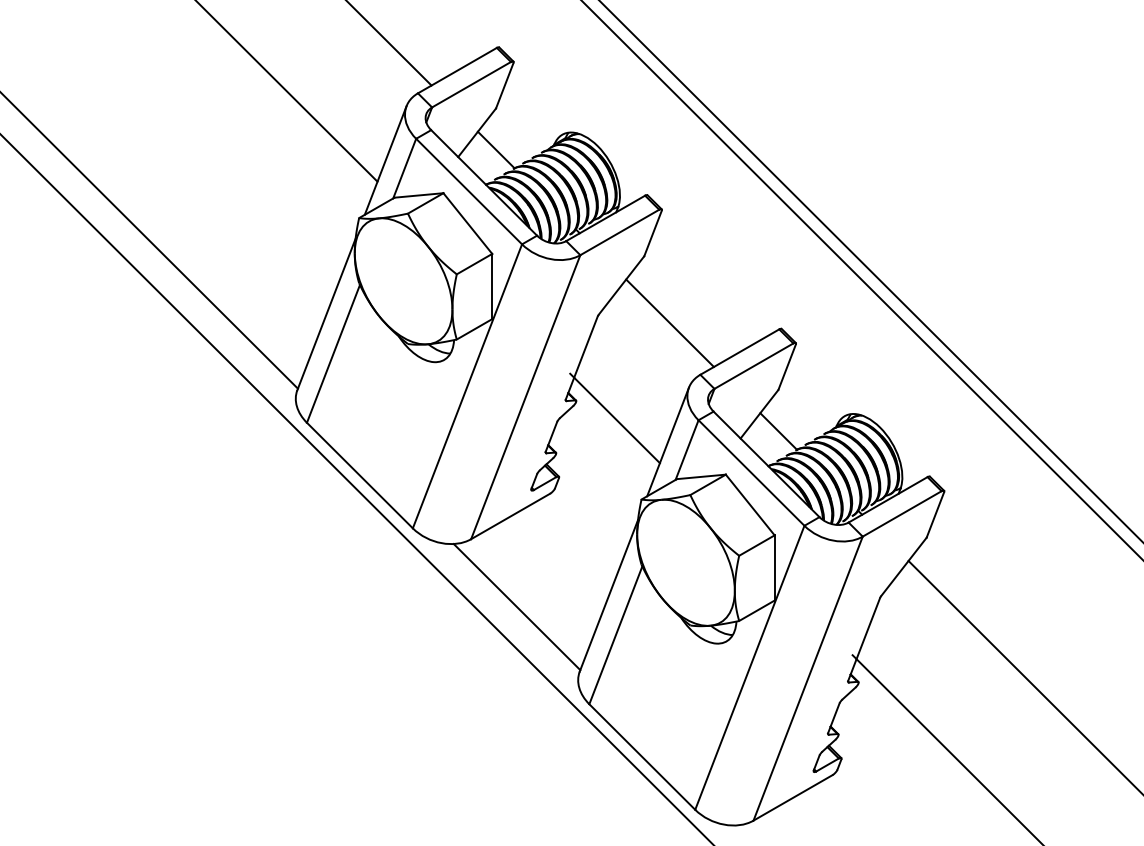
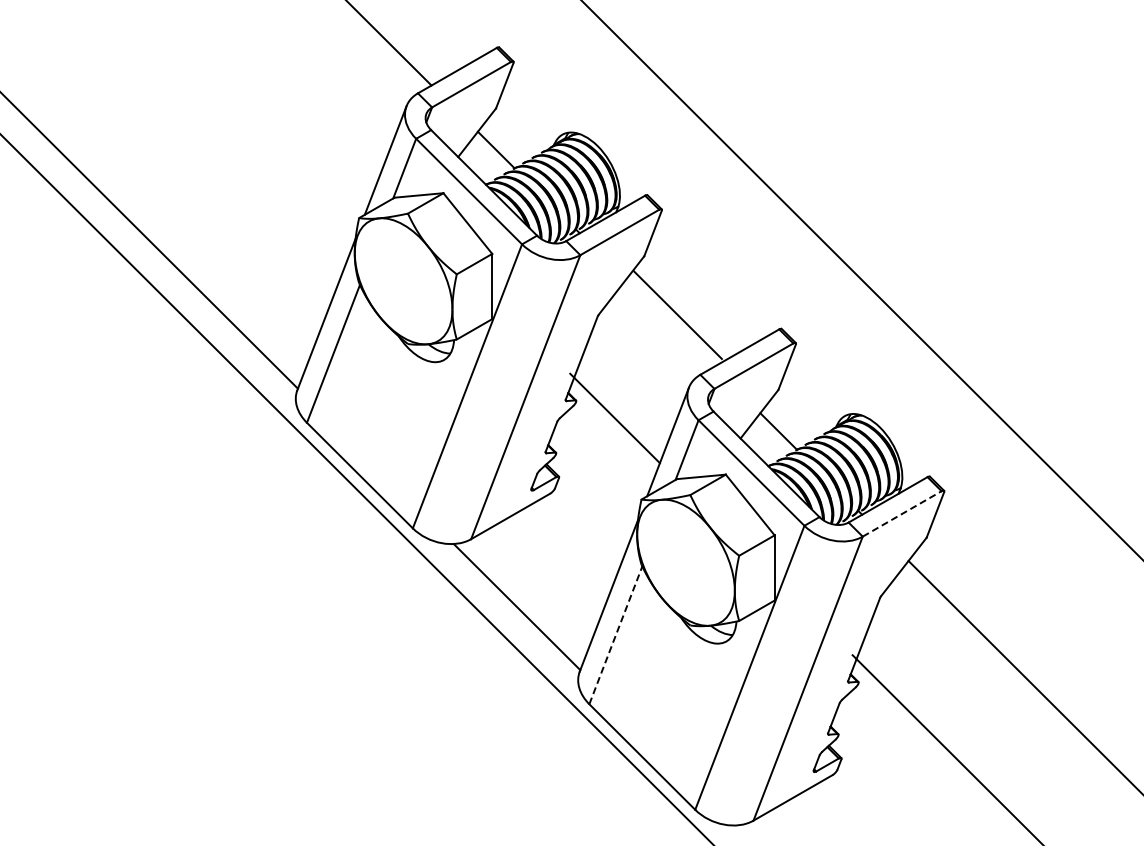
line: present -> none (287, 91)
line: present -> none (870, 270)
line position: (669, 322) -> (677, 314) (677, 314)
line: solid -> dashed (902, 513)
line: solid -> dashed (615, 635)
